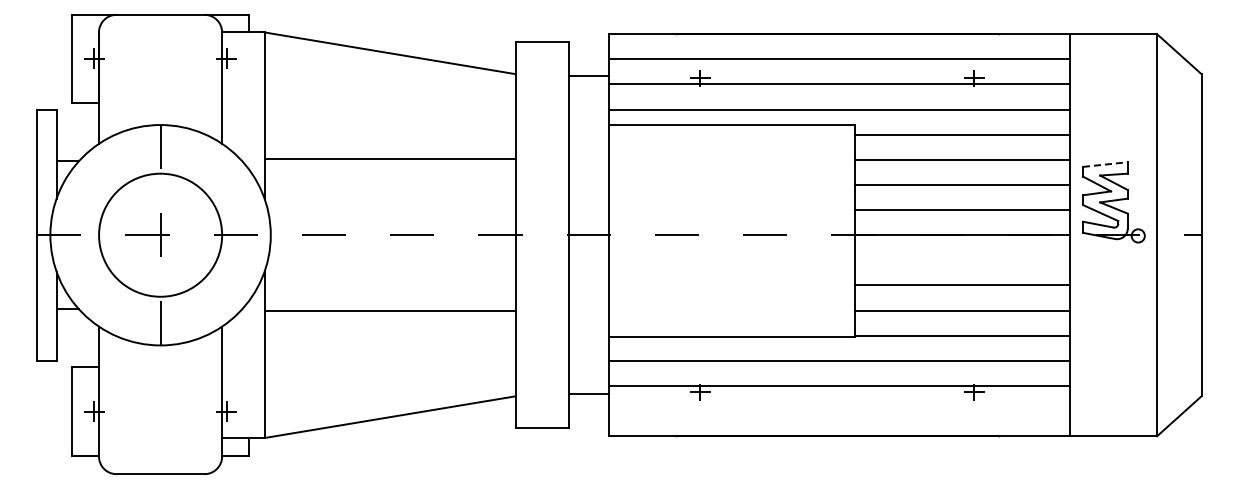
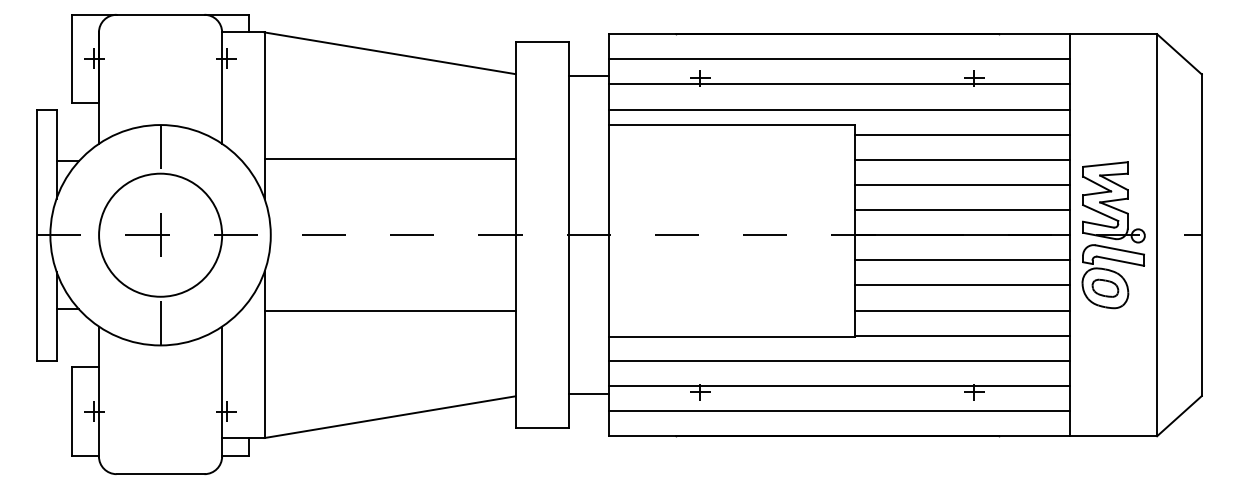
line: dashed -> solid (1105, 164)
line: none -> present (962, 260)
part: none -> present (1113, 276)
line: none -> present (839, 411)
